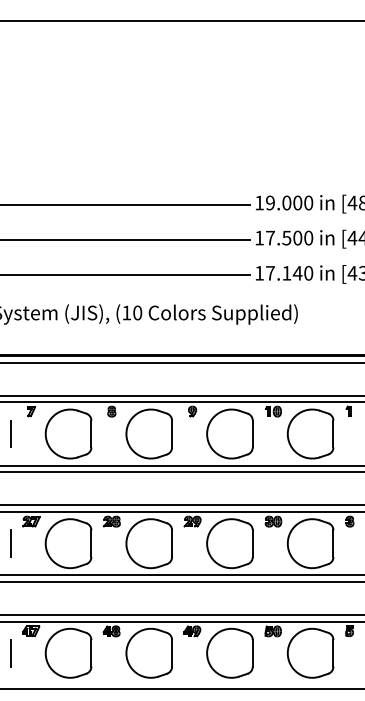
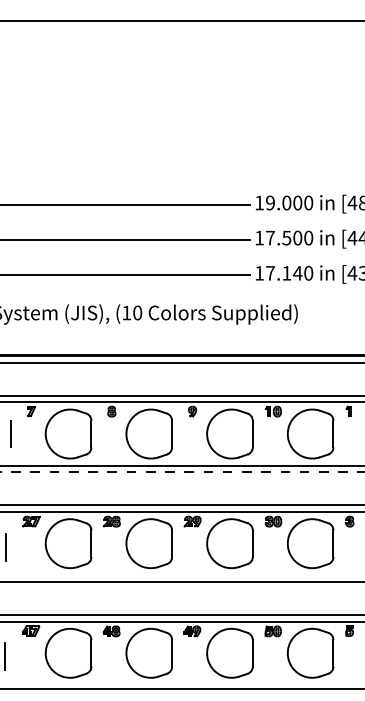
line: solid -> dashed (182, 472)
line position: (10, 543) -> (5, 547) (5, 547)
line: present -> none (181, 575)
line position: (10, 653) -> (4, 656) (4, 656)
